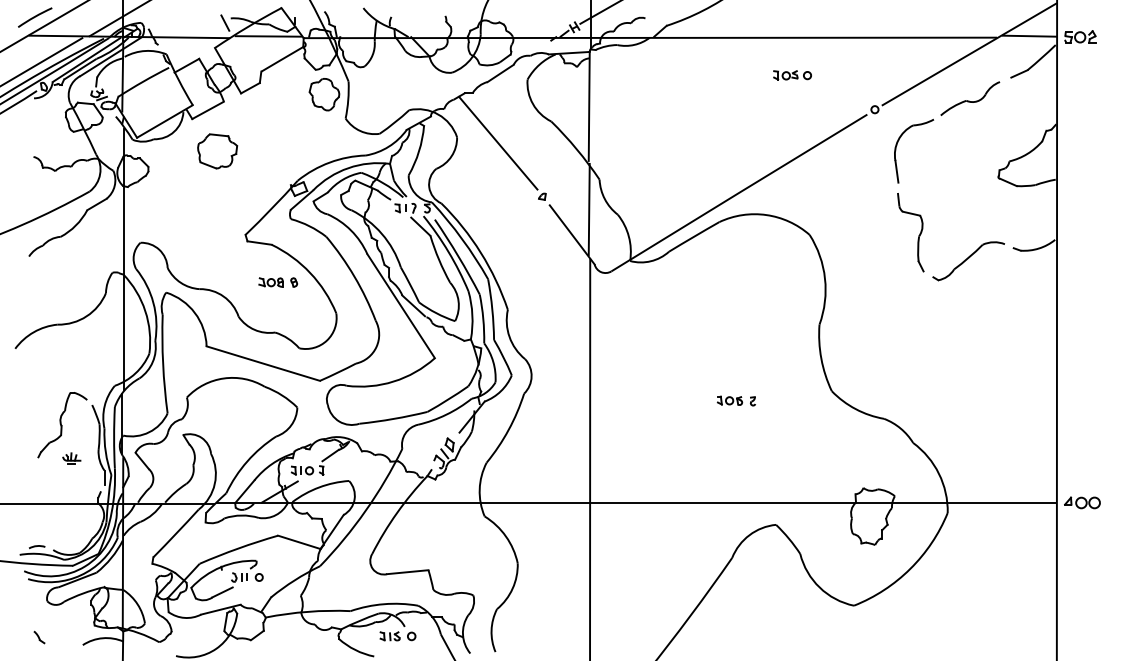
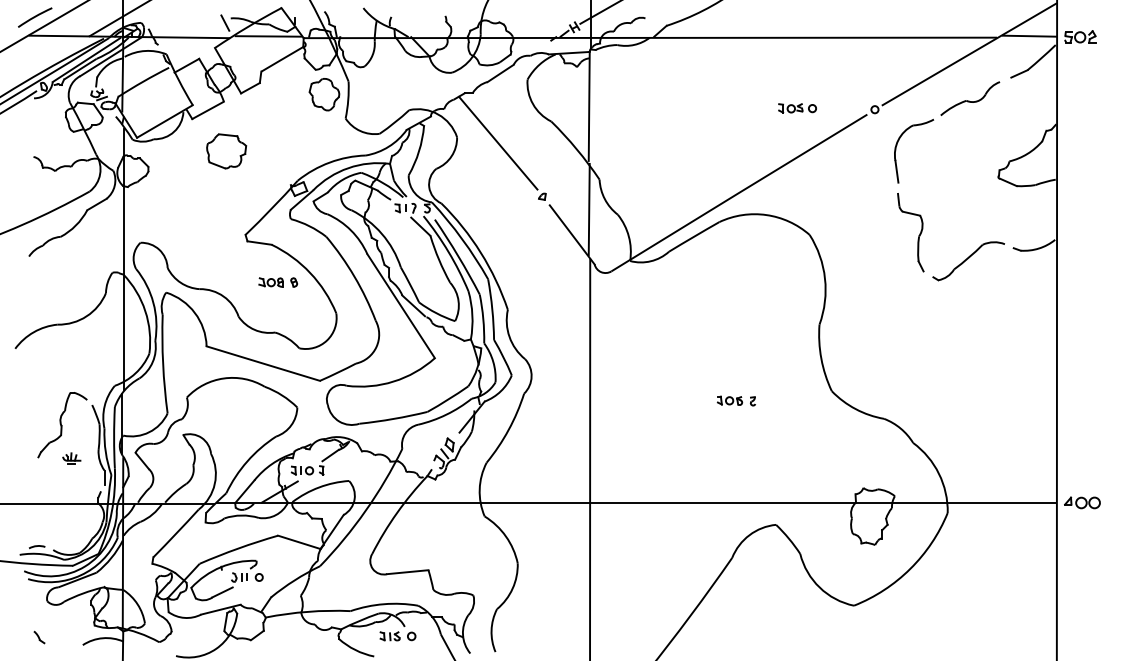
line: present -> none (42, 61)
part position: (792, 75) -> (797, 108) (797, 108)
part position: (217, 151) -> (226, 151) (226, 151)
